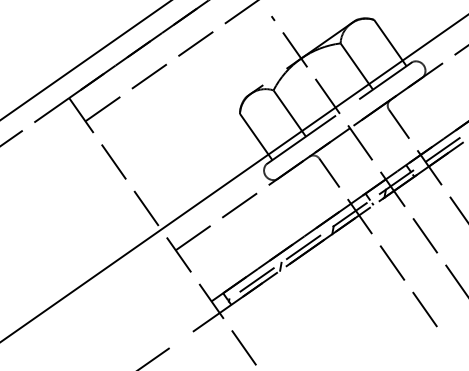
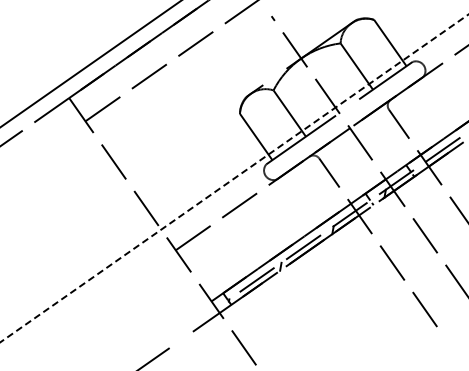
line position: (85, 60) -> (90, 64) (90, 64)
line: solid -> dashed (234, 178)
